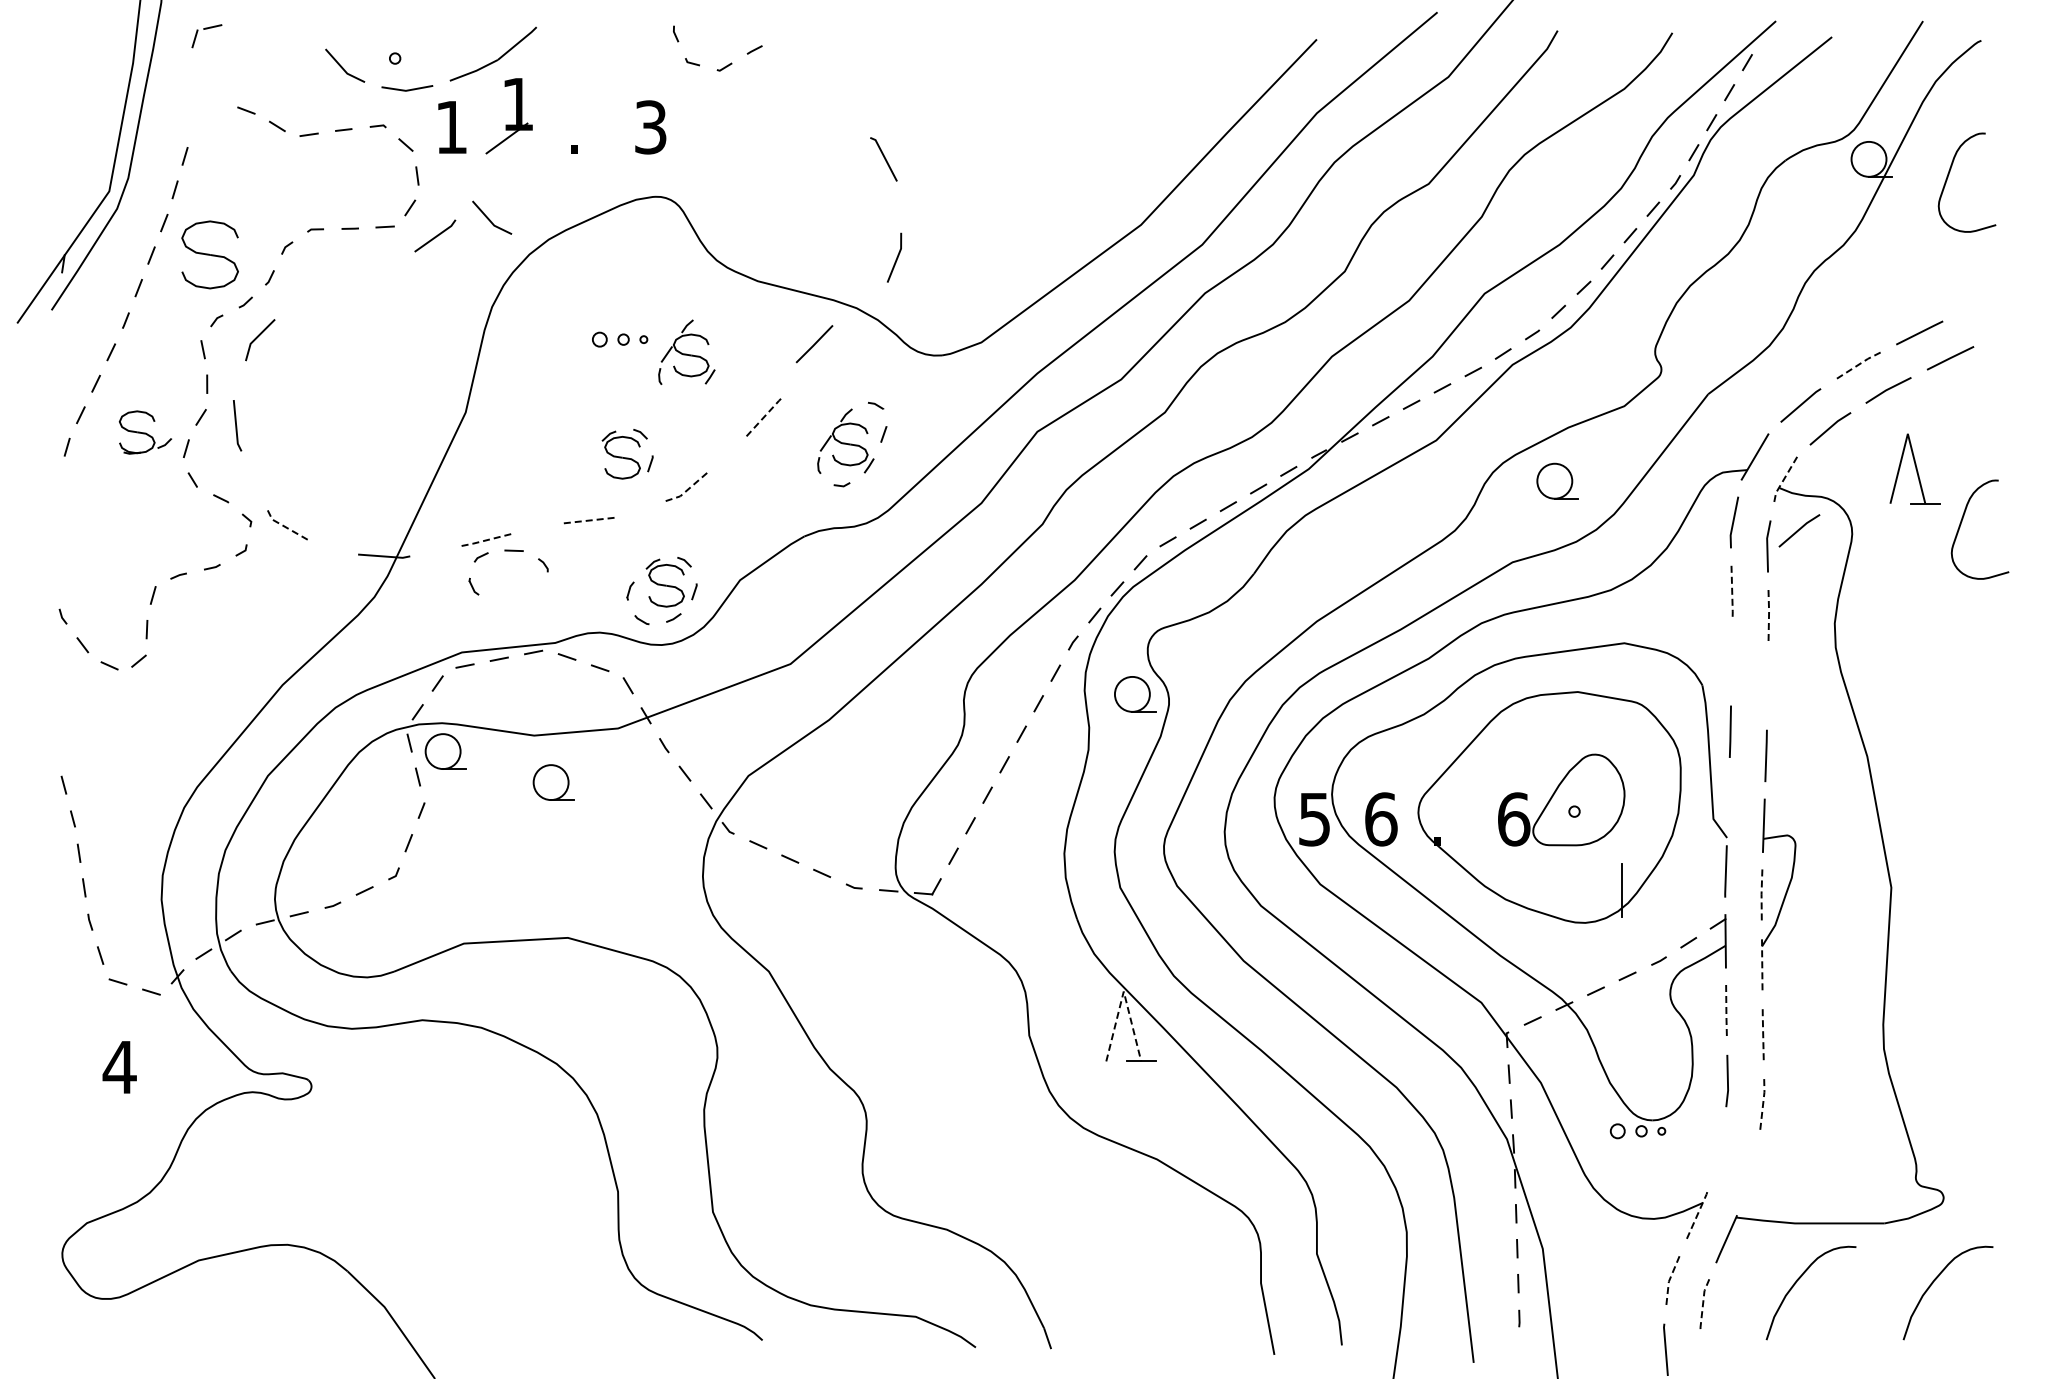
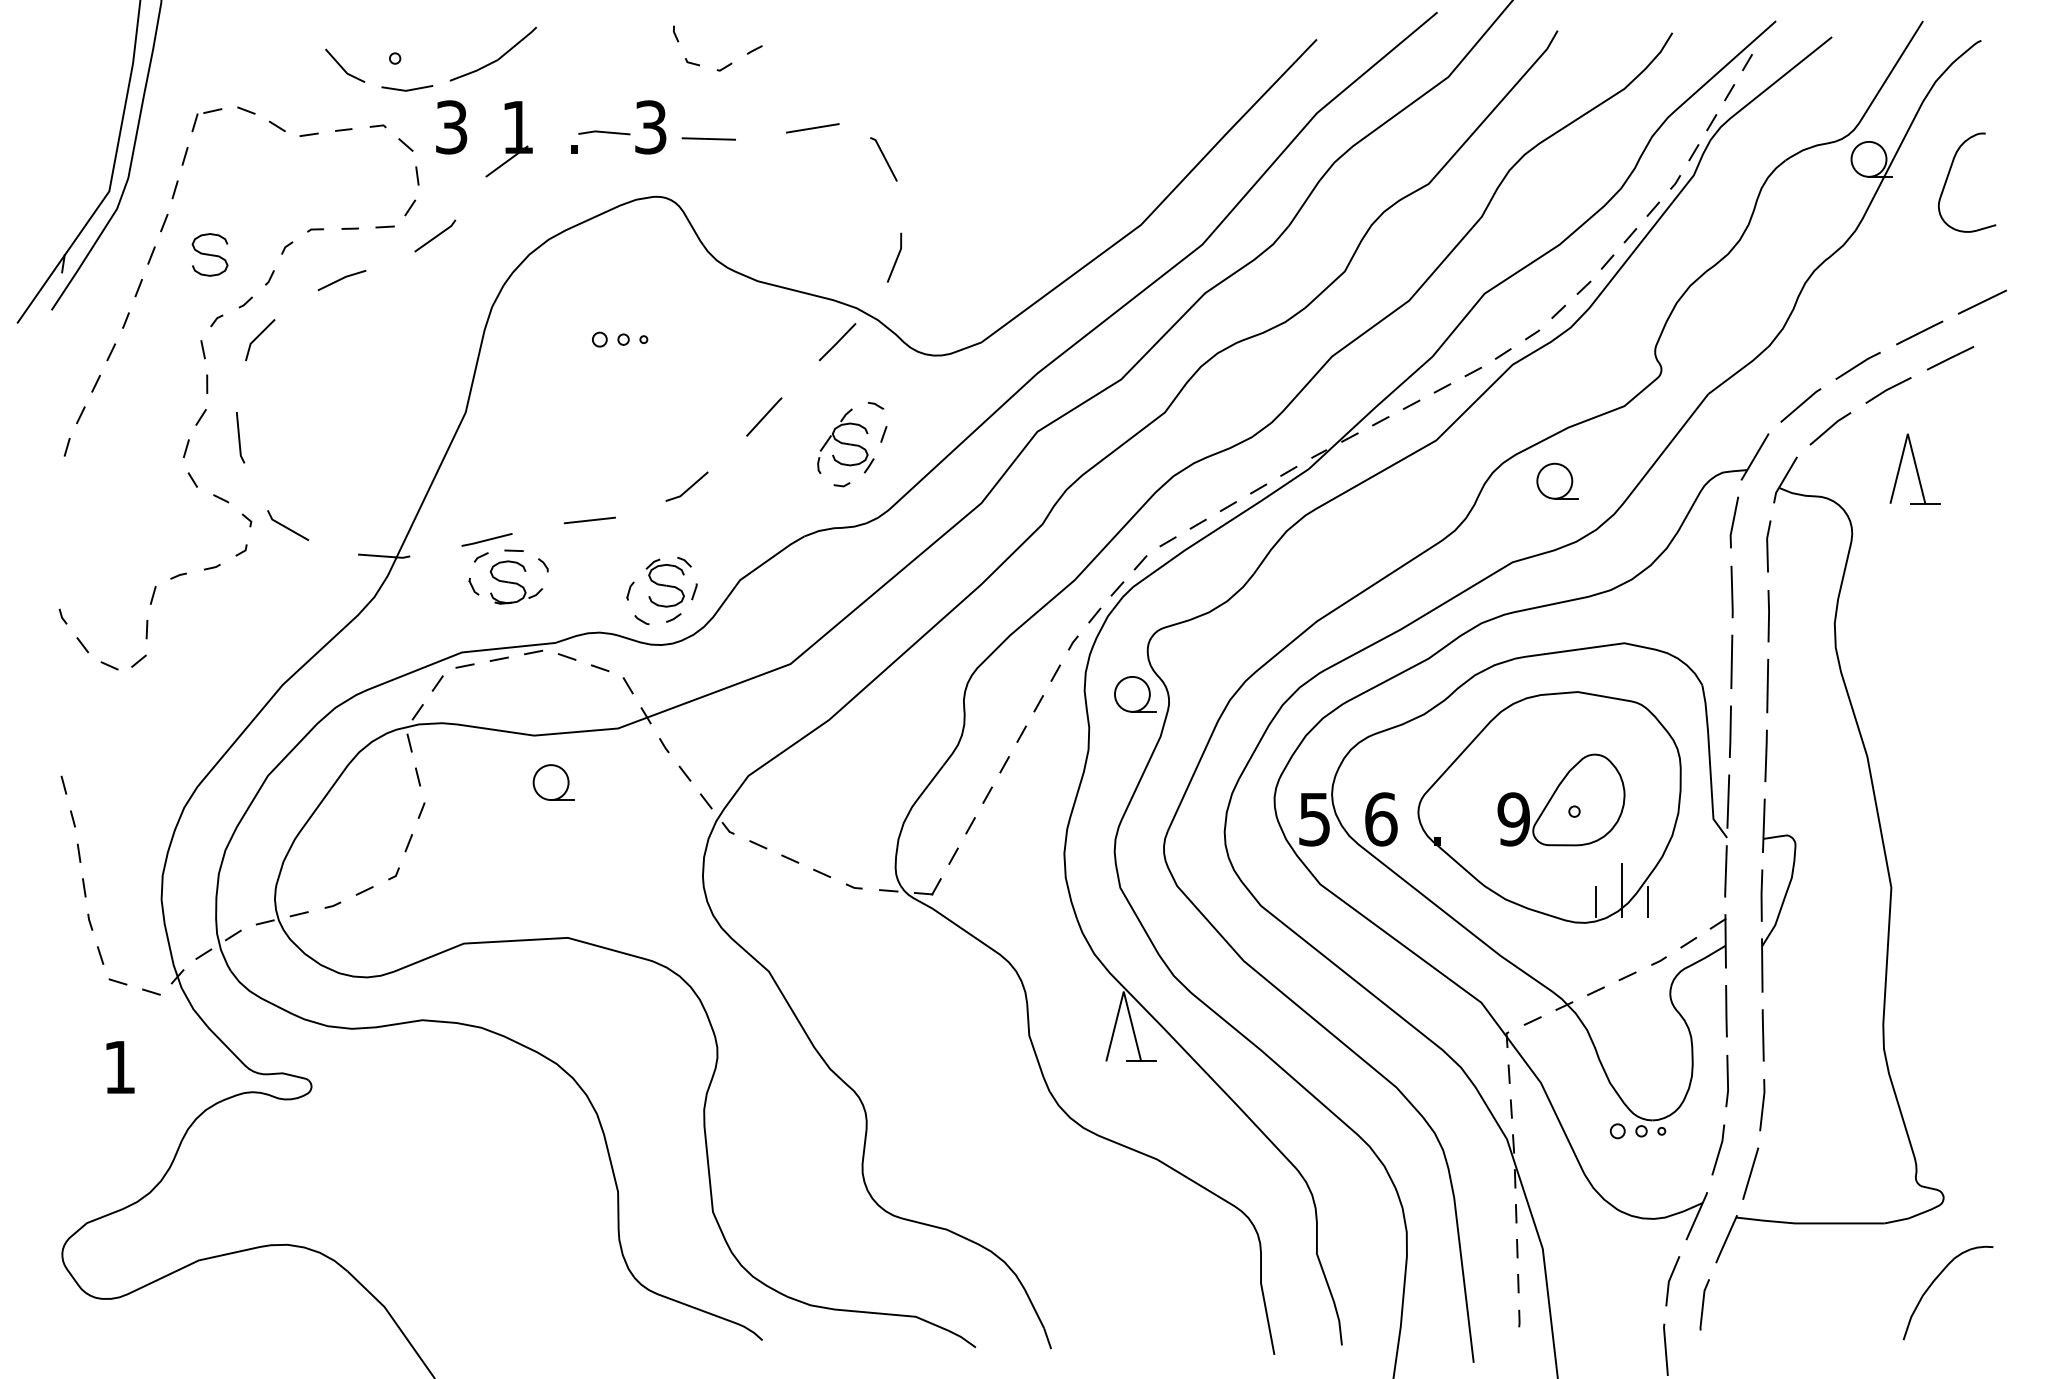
part position: (206, 29) -> (206, 113) (206, 113)
part position: (516, 116) -> (516, 139) (516, 139)
text: 1 -> 3 (451, 127)
line: none -> present (812, 128)
line: none -> present (604, 132)
line: none -> present (708, 138)
line: present -> none (490, 219)
part size: 58x70 px -> 38x44 px (209, 254)
line: none -> present (341, 279)
line: none -> present (1982, 301)
line position: (814, 344) -> (837, 342) (837, 342)
part: present -> none (686, 351)
line: dashed -> solid (1858, 365)
line: dashed -> solid (765, 416)
line position: (237, 425) -> (240, 437) (240, 437)
part position: (145, 432) -> (516, 582) (516, 582)
part: present -> none (627, 454)
line: dashed -> solid (1783, 480)
line: dashed -> solid (688, 489)
line: dashed -> solid (590, 520)
curve: present -> none (1961, 524)
line: dashed -> solid (285, 527)
line: present -> none (1799, 530)
line: dashed -> solid (486, 540)
line: dashed -> solid (1732, 593)
line: dashed -> solid (1769, 615)
line: none -> present (1731, 661)
line: none -> present (1767, 685)
part: present -> none (445, 751)
line: none -> present (1728, 801)
text: 6 -> 9 (1513, 819)
line: dashed -> solid (1761, 895)
line: none -> present (1595, 901)
line: none -> present (1648, 901)
line: dashed -> solid (1762, 966)
line: dashed -> solid (1123, 991)
line: dashed -> solid (1726, 1011)
line: dashed -> solid (1763, 1034)
text: 4 -> 1 (119, 1067)
line: dashed -> solid (1763, 1104)
line: none -> present (1719, 1149)
line: none -> present (1750, 1173)
line: dashed -> solid (1697, 1215)
line: dashed -> solid (1669, 1280)
curve: present -> none (1796, 1283)
line: dashed -> solid (1703, 1304)
